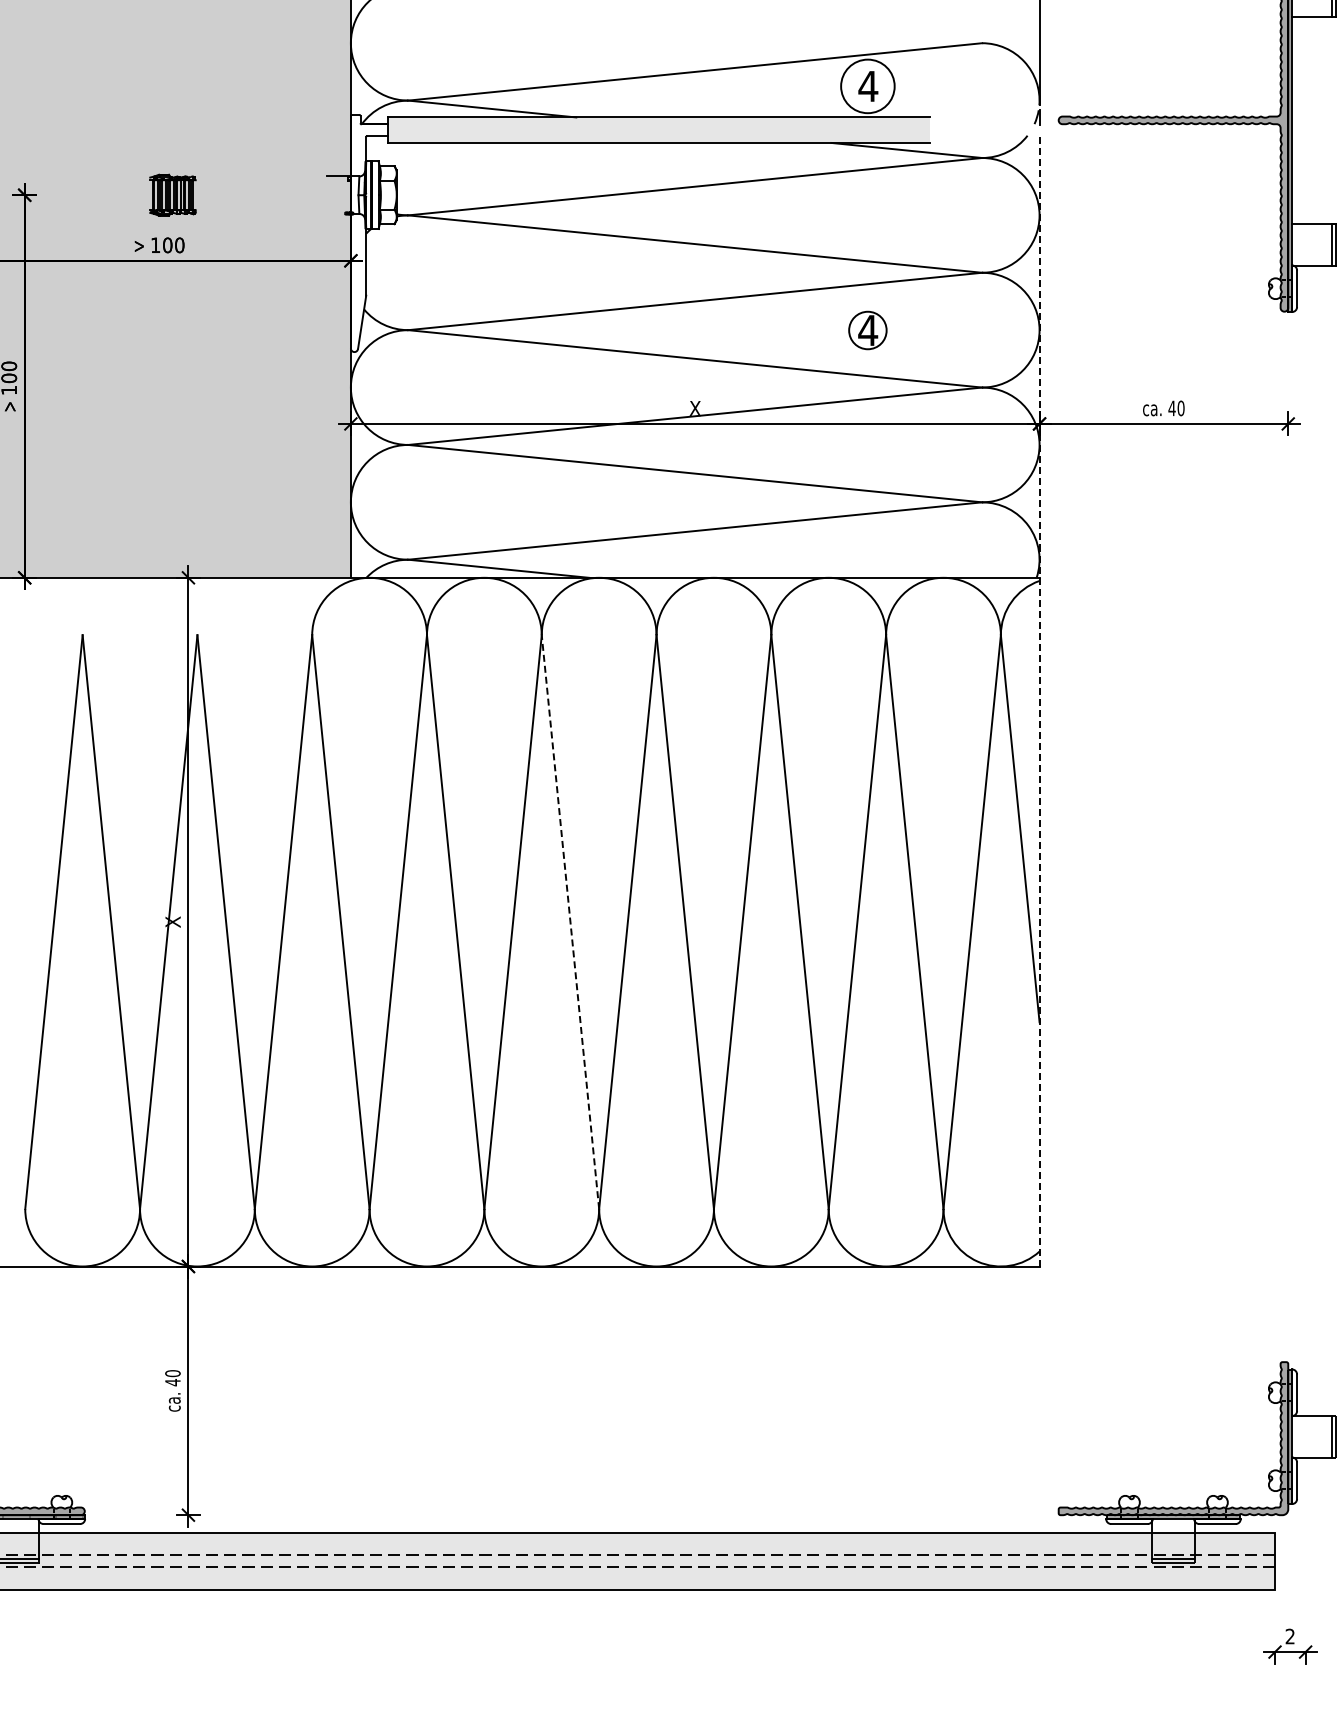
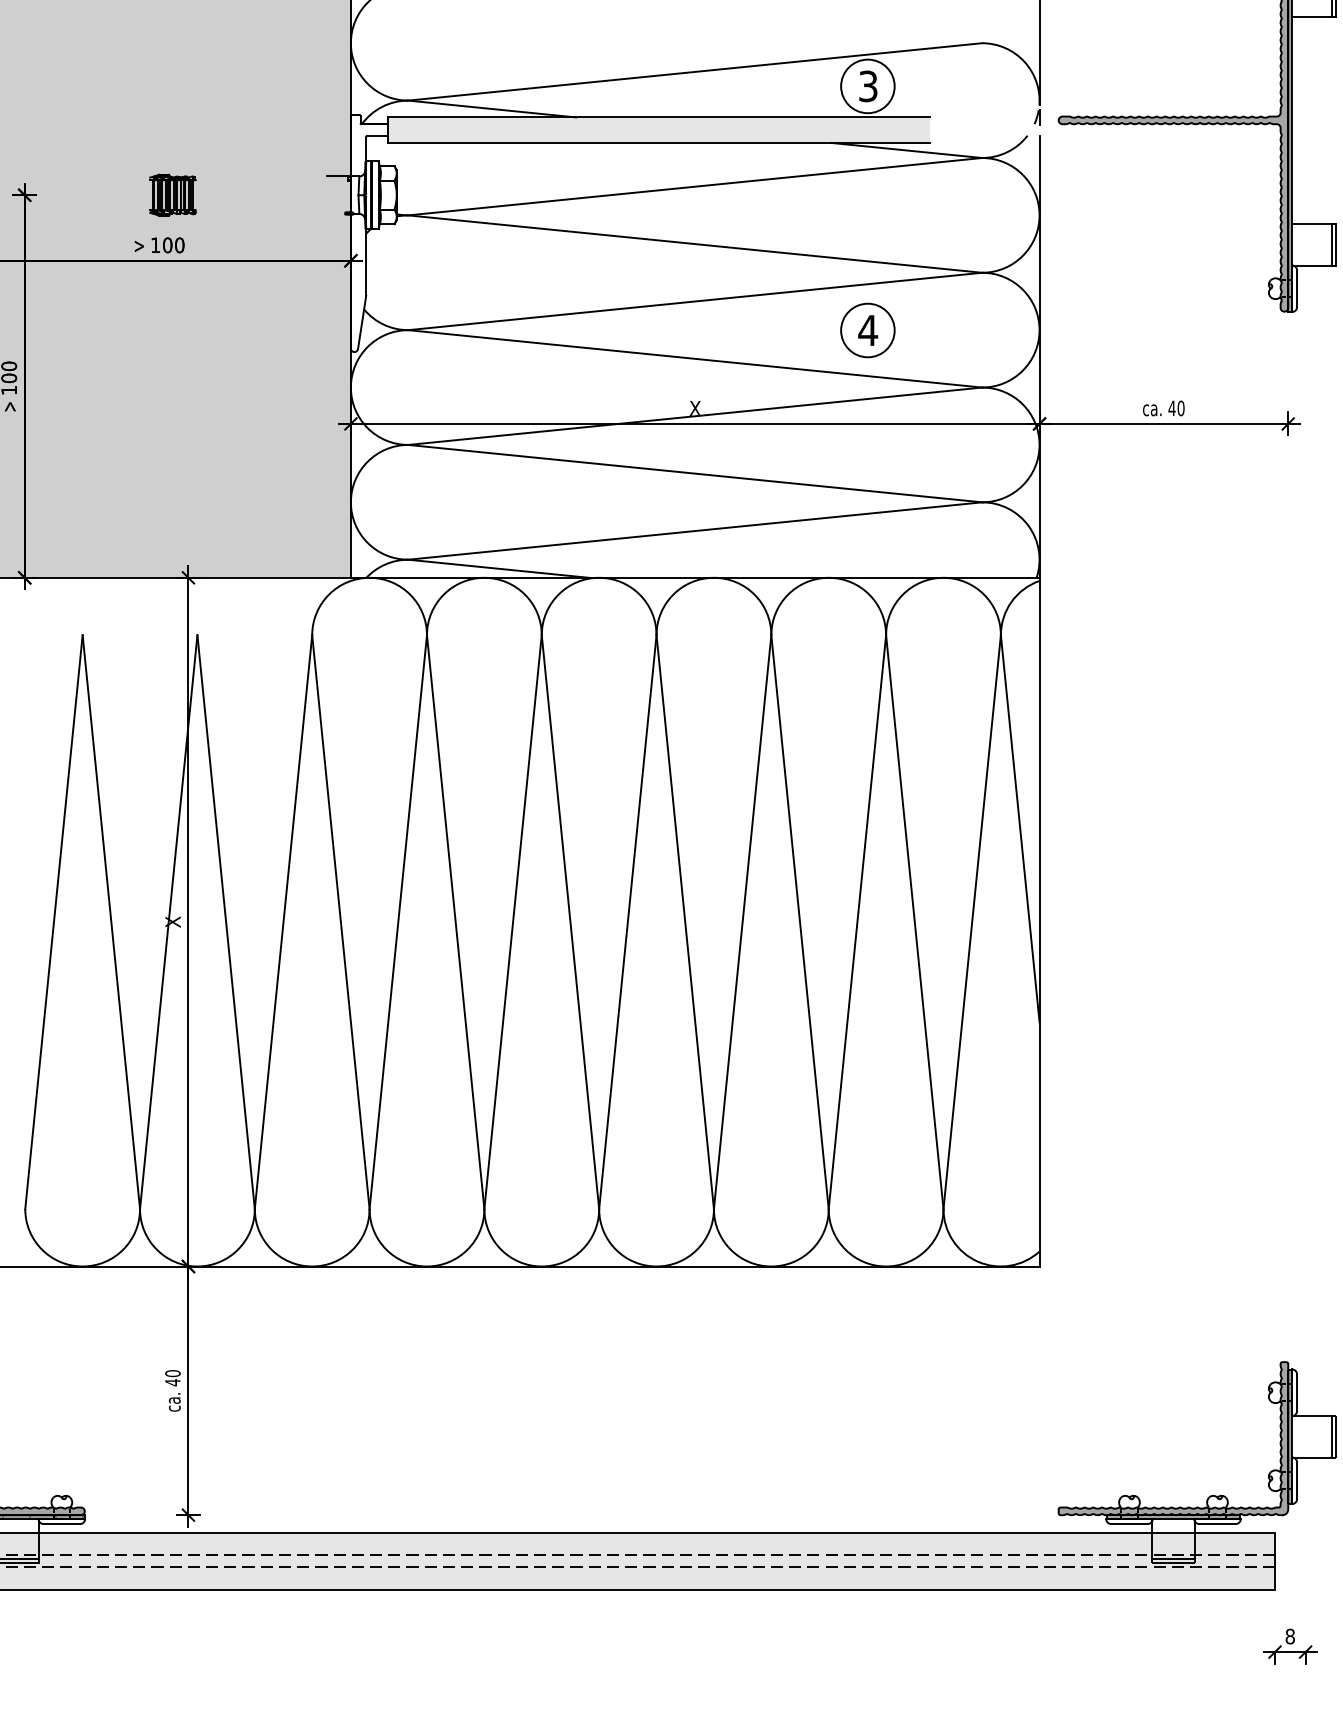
text: 4 -> 3 (868, 86)
circle diameter: 37 px -> 54 px (867, 330)
line: dashed -> solid (1039, 700)
line: dashed -> solid (570, 921)
text: 2 -> 8 (1289, 1636)
